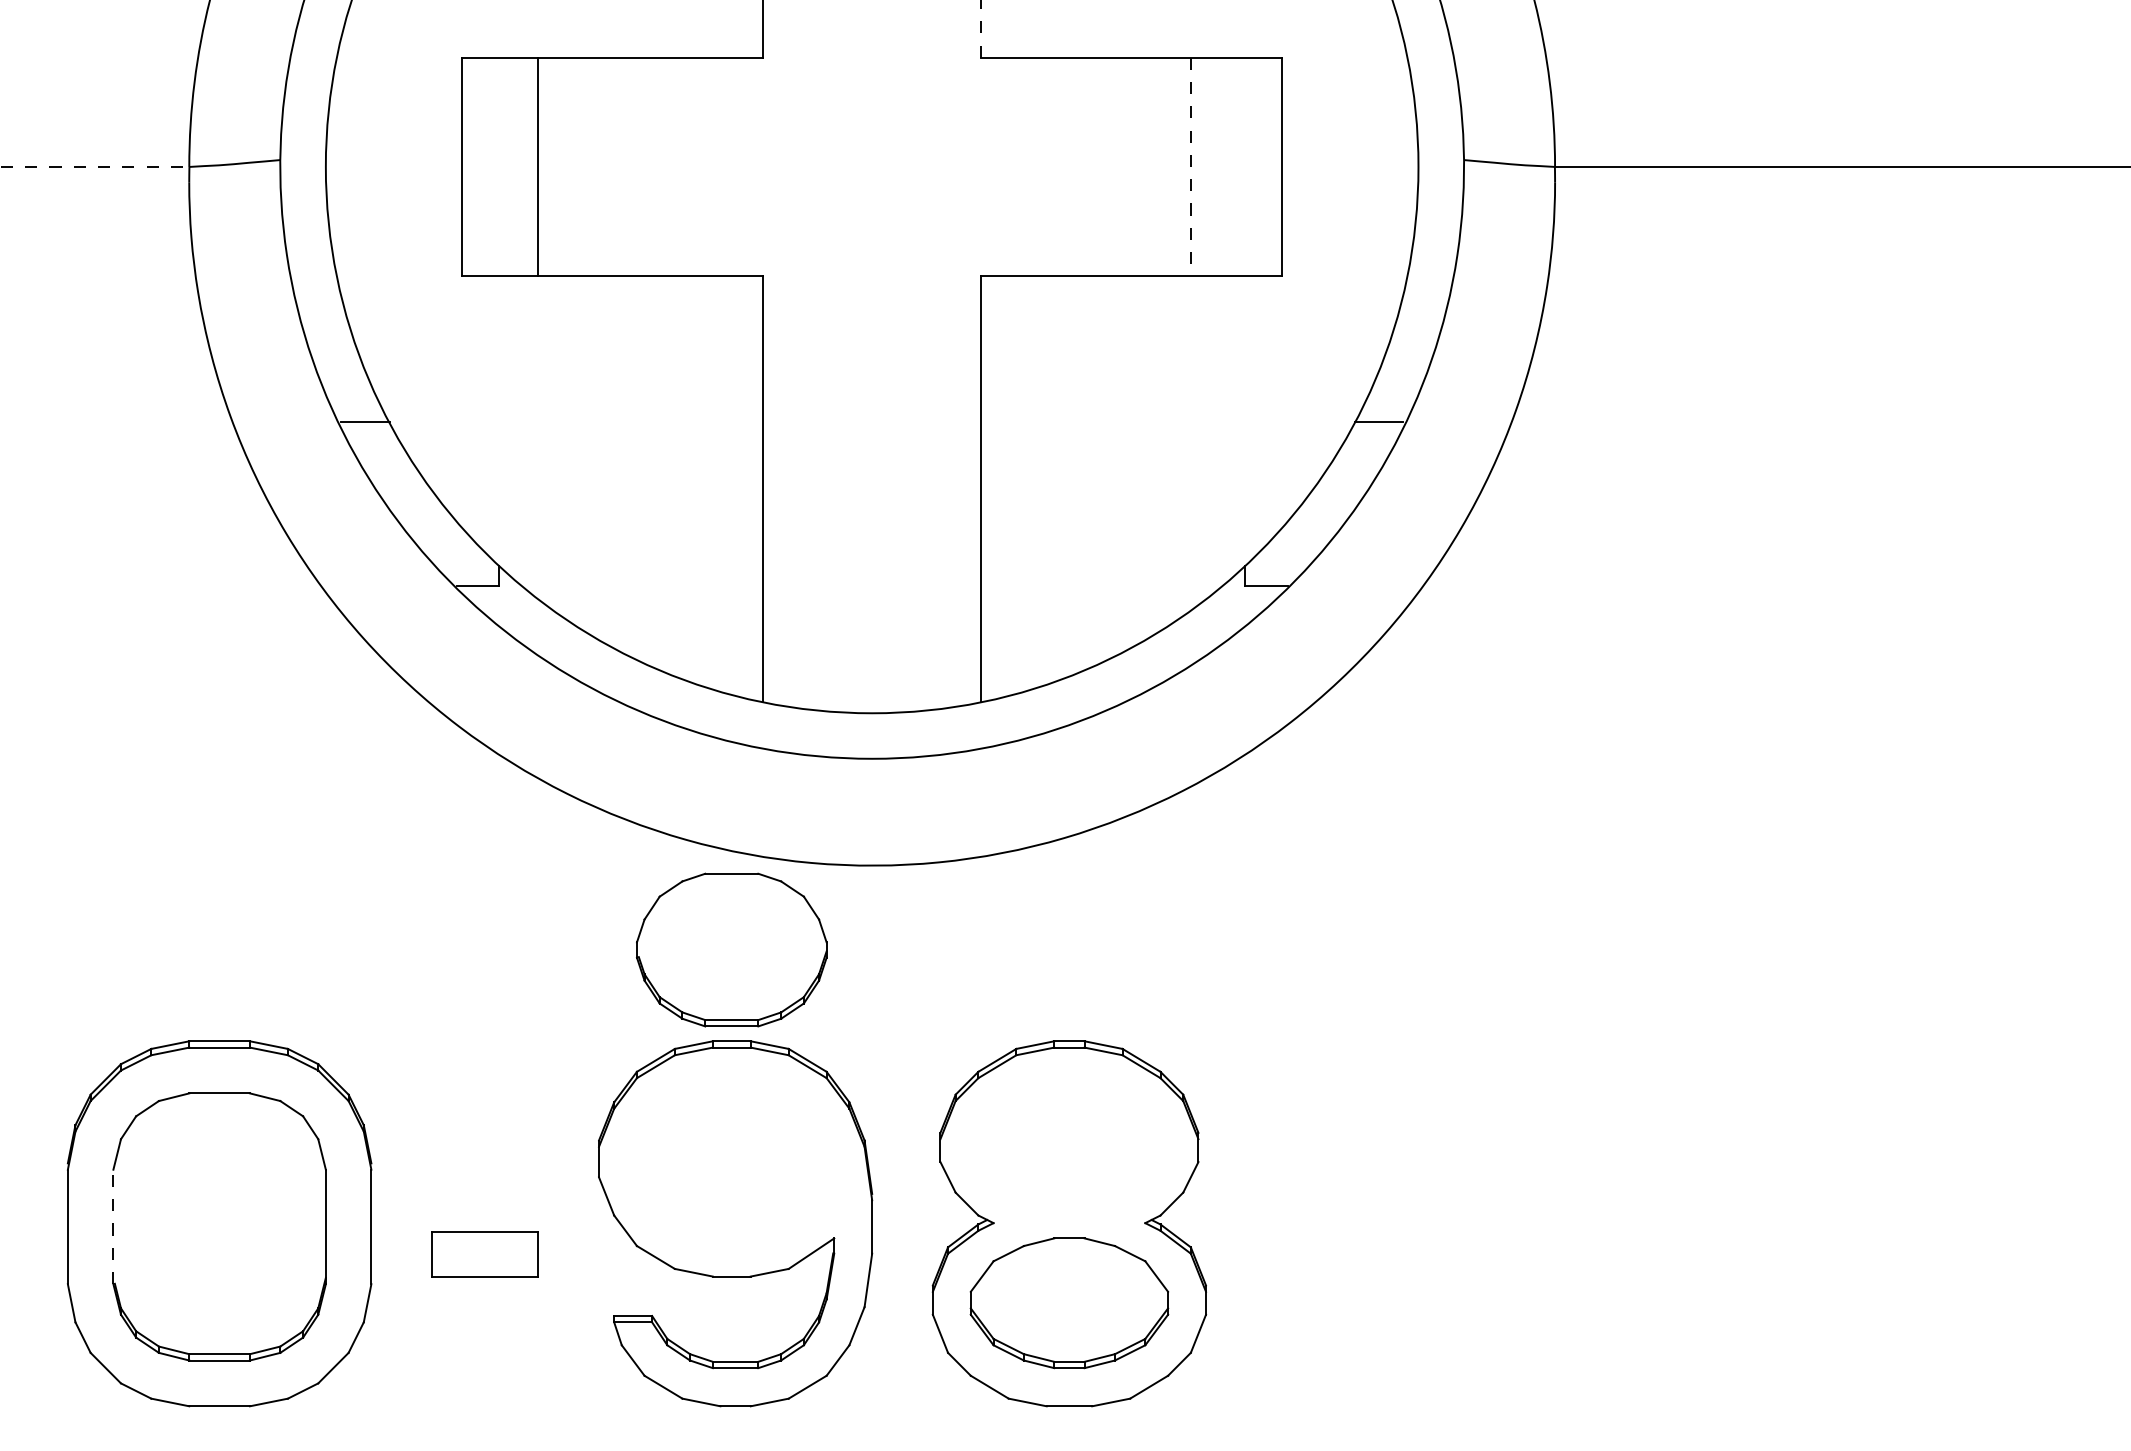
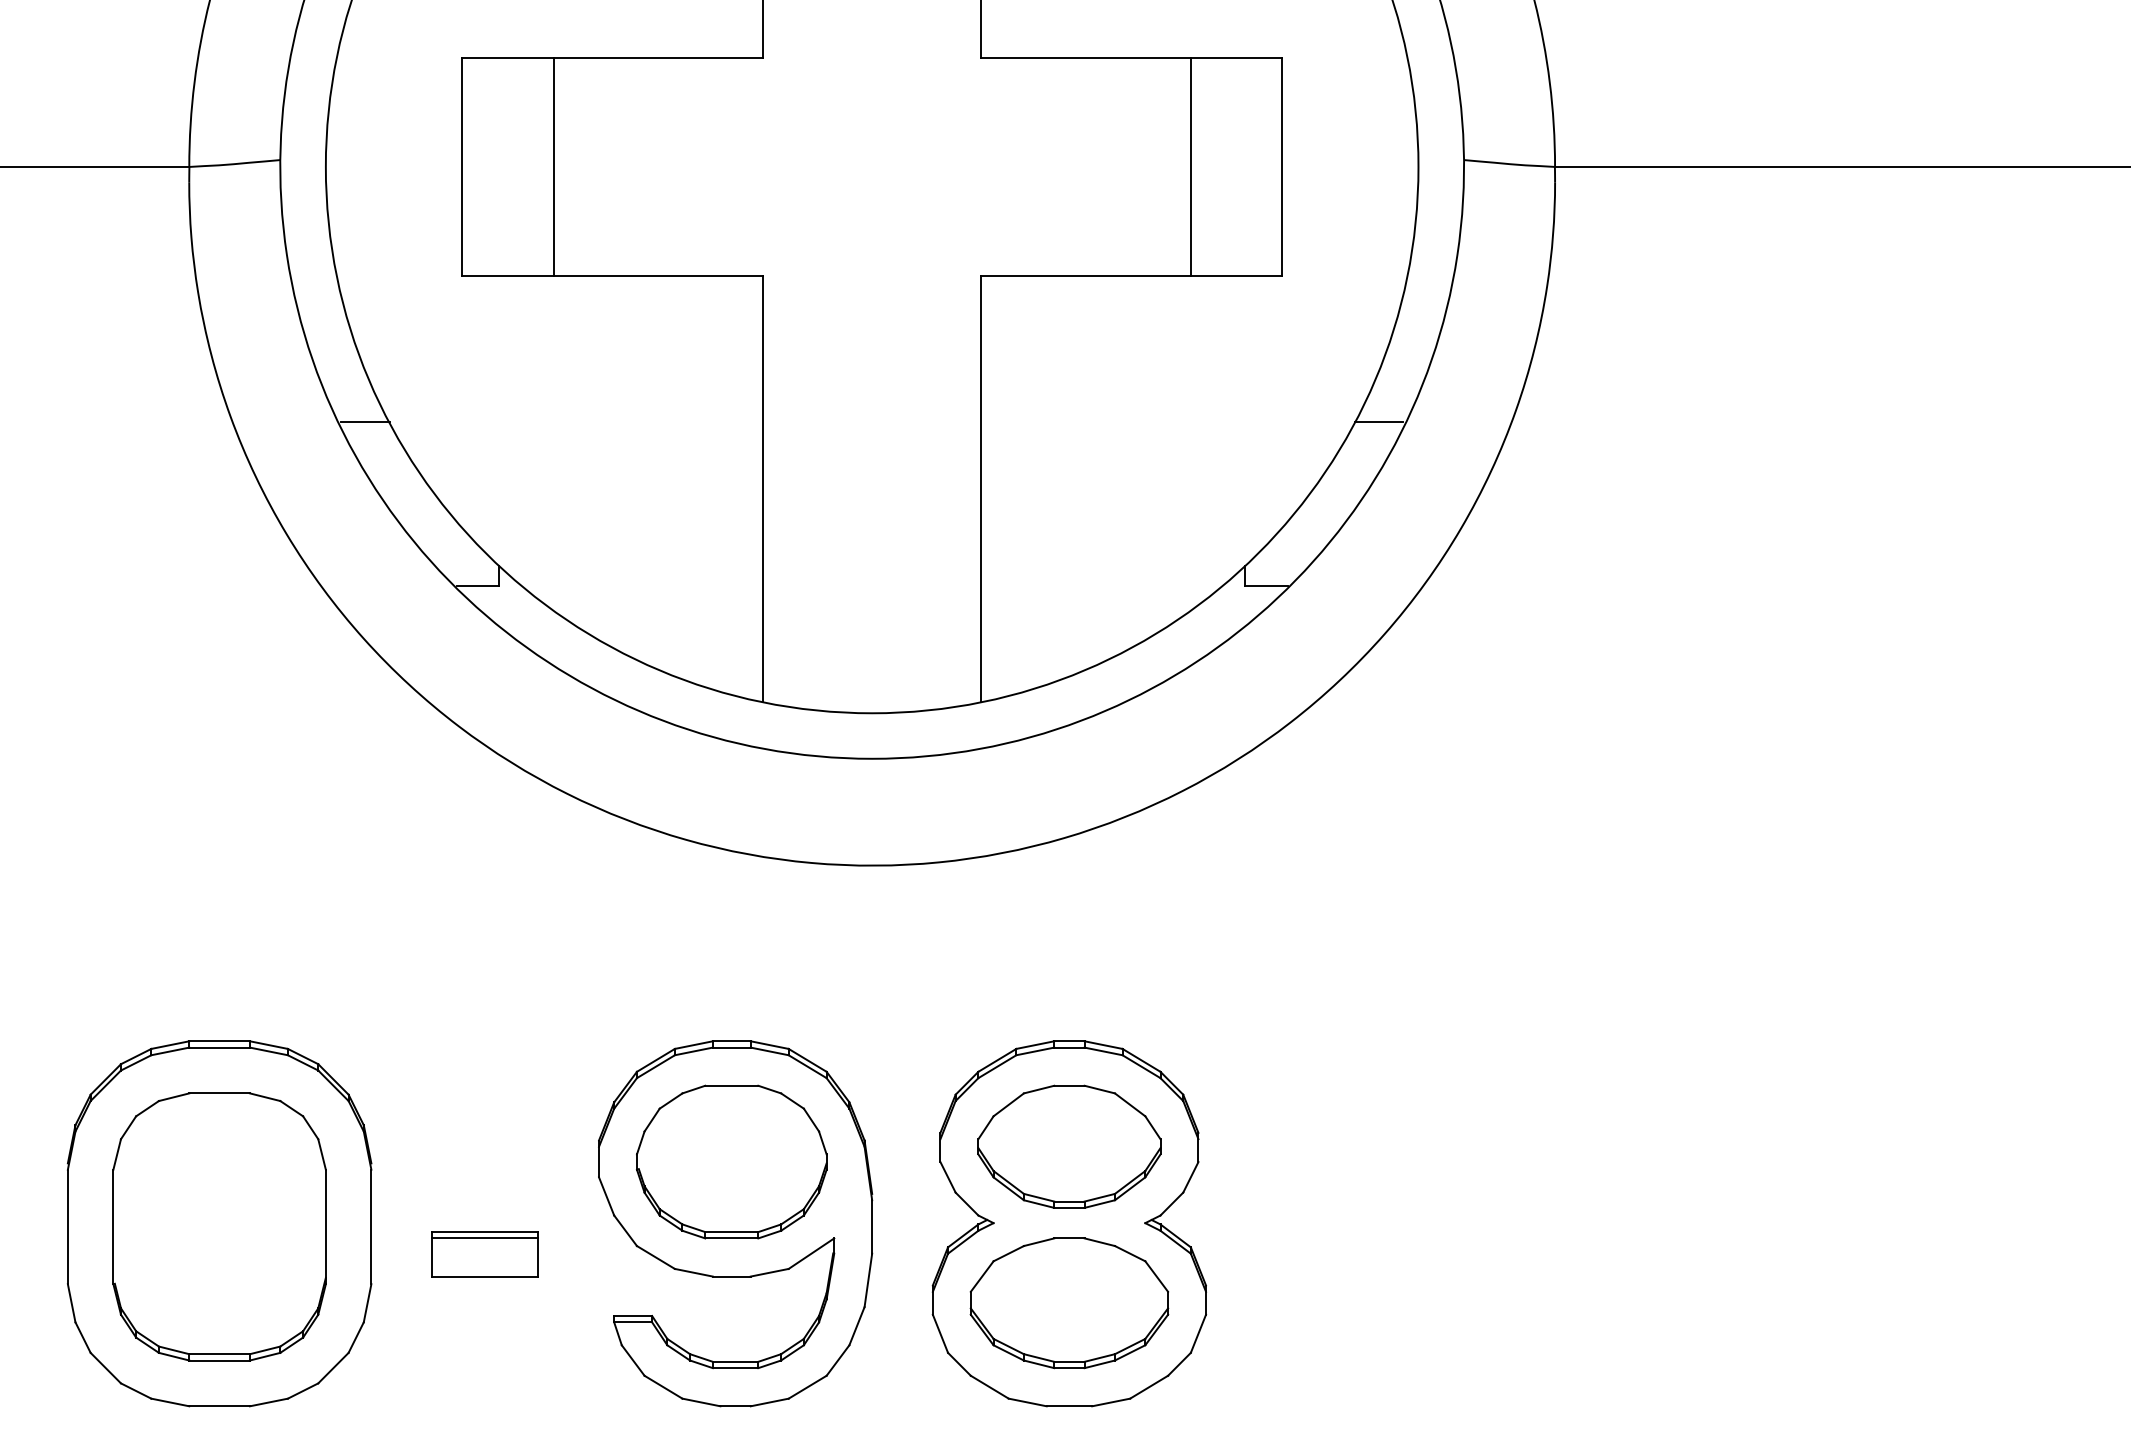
line: dashed -> solid (981, 28)
line: dashed -> solid (95, 166)
line position: (537, 166) -> (553, 166) (553, 166)
line: dashed -> solid (1190, 167)
part position: (731, 949) -> (731, 1161) (731, 1161)
part: none -> present (1069, 1146)
line: dashed -> solid (113, 1226)
line: none -> present (485, 1238)
